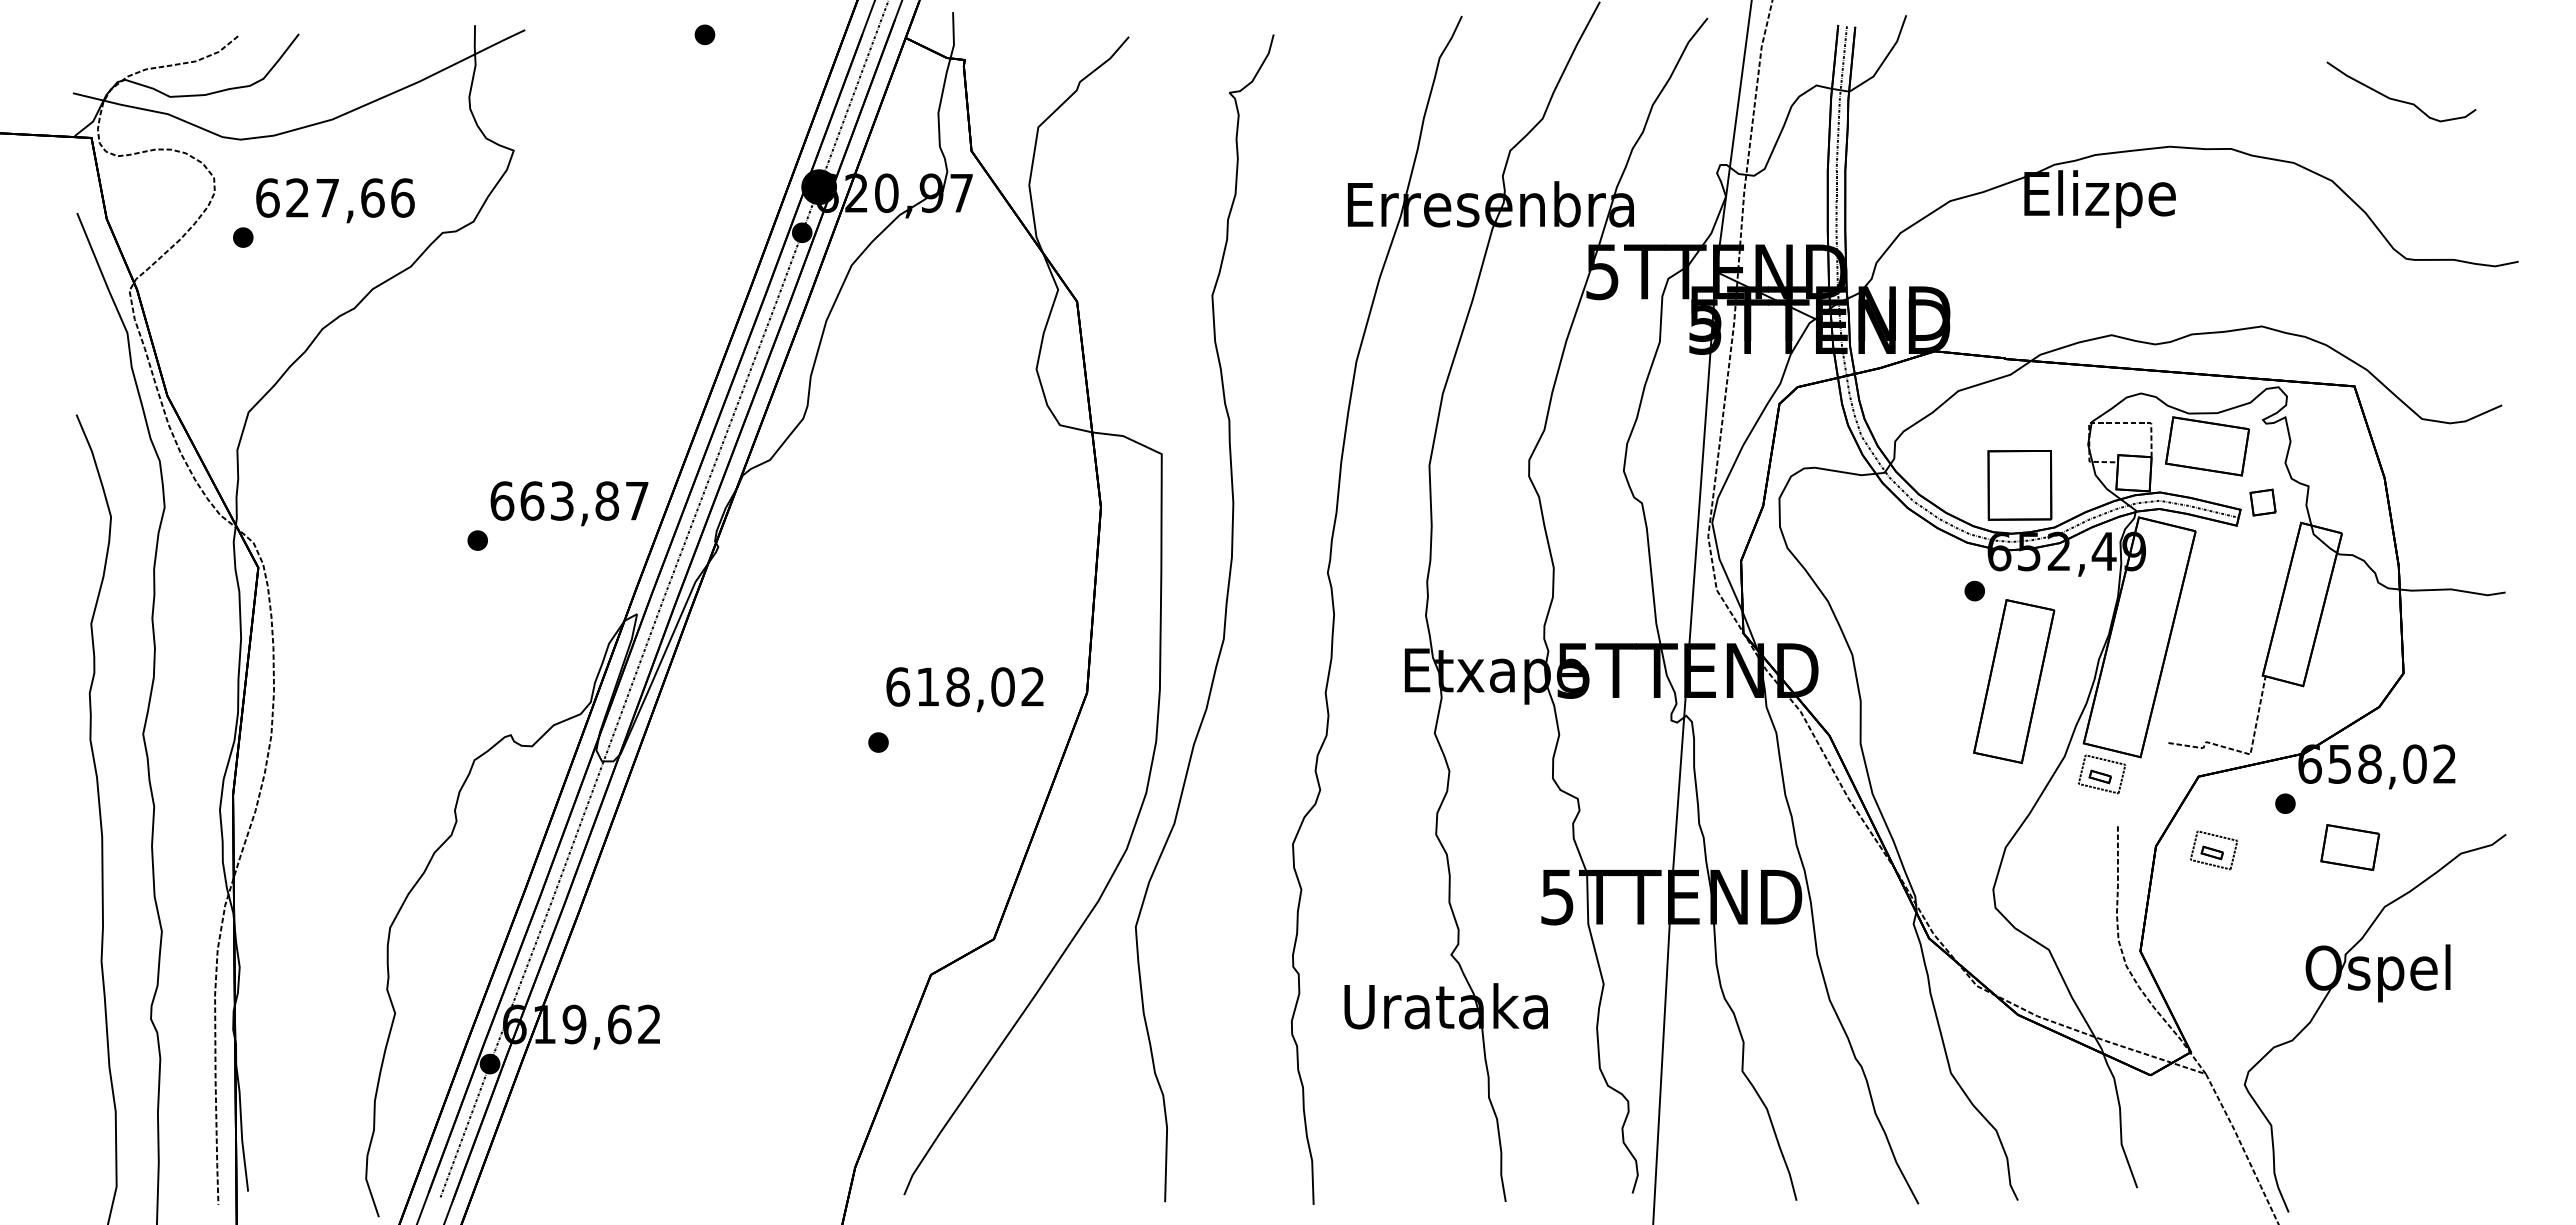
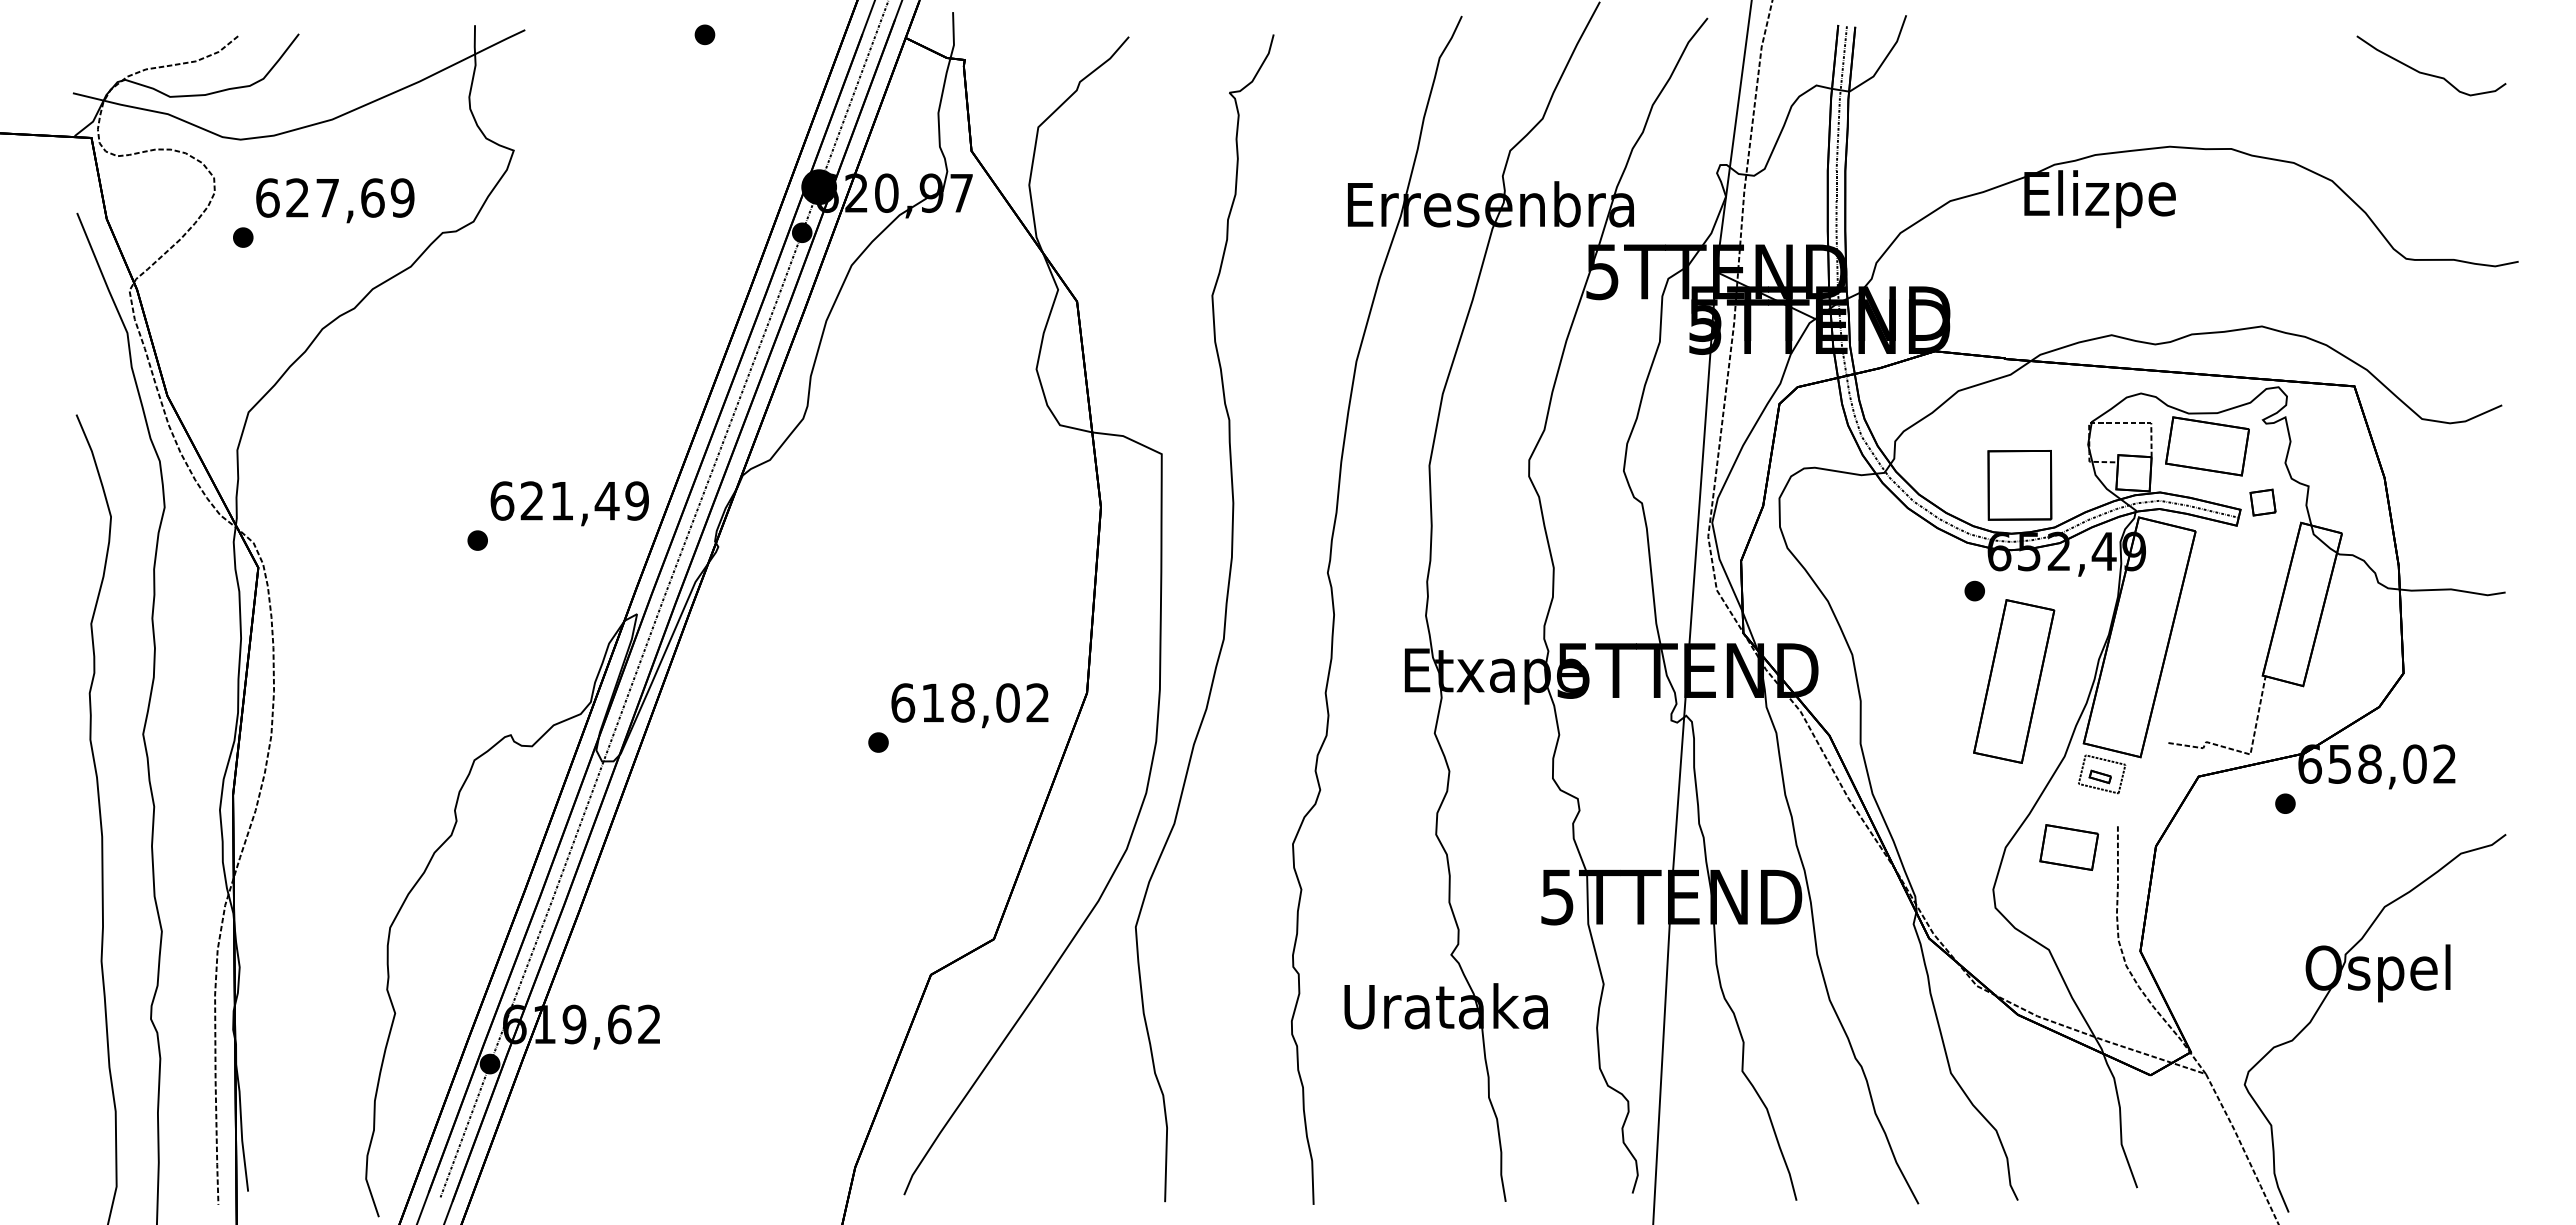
curve position: (2398, 99) -> (2428, 73) (2428, 73)
text: 627,66 -> 627,69 (402, 197)
text: 663,87 -> 621,49 (584, 500)
text position: (964, 689) -> (969, 705) (969, 705)
part position: (2350, 847) -> (2069, 847) (2069, 847)
part: present -> none (2214, 850)
